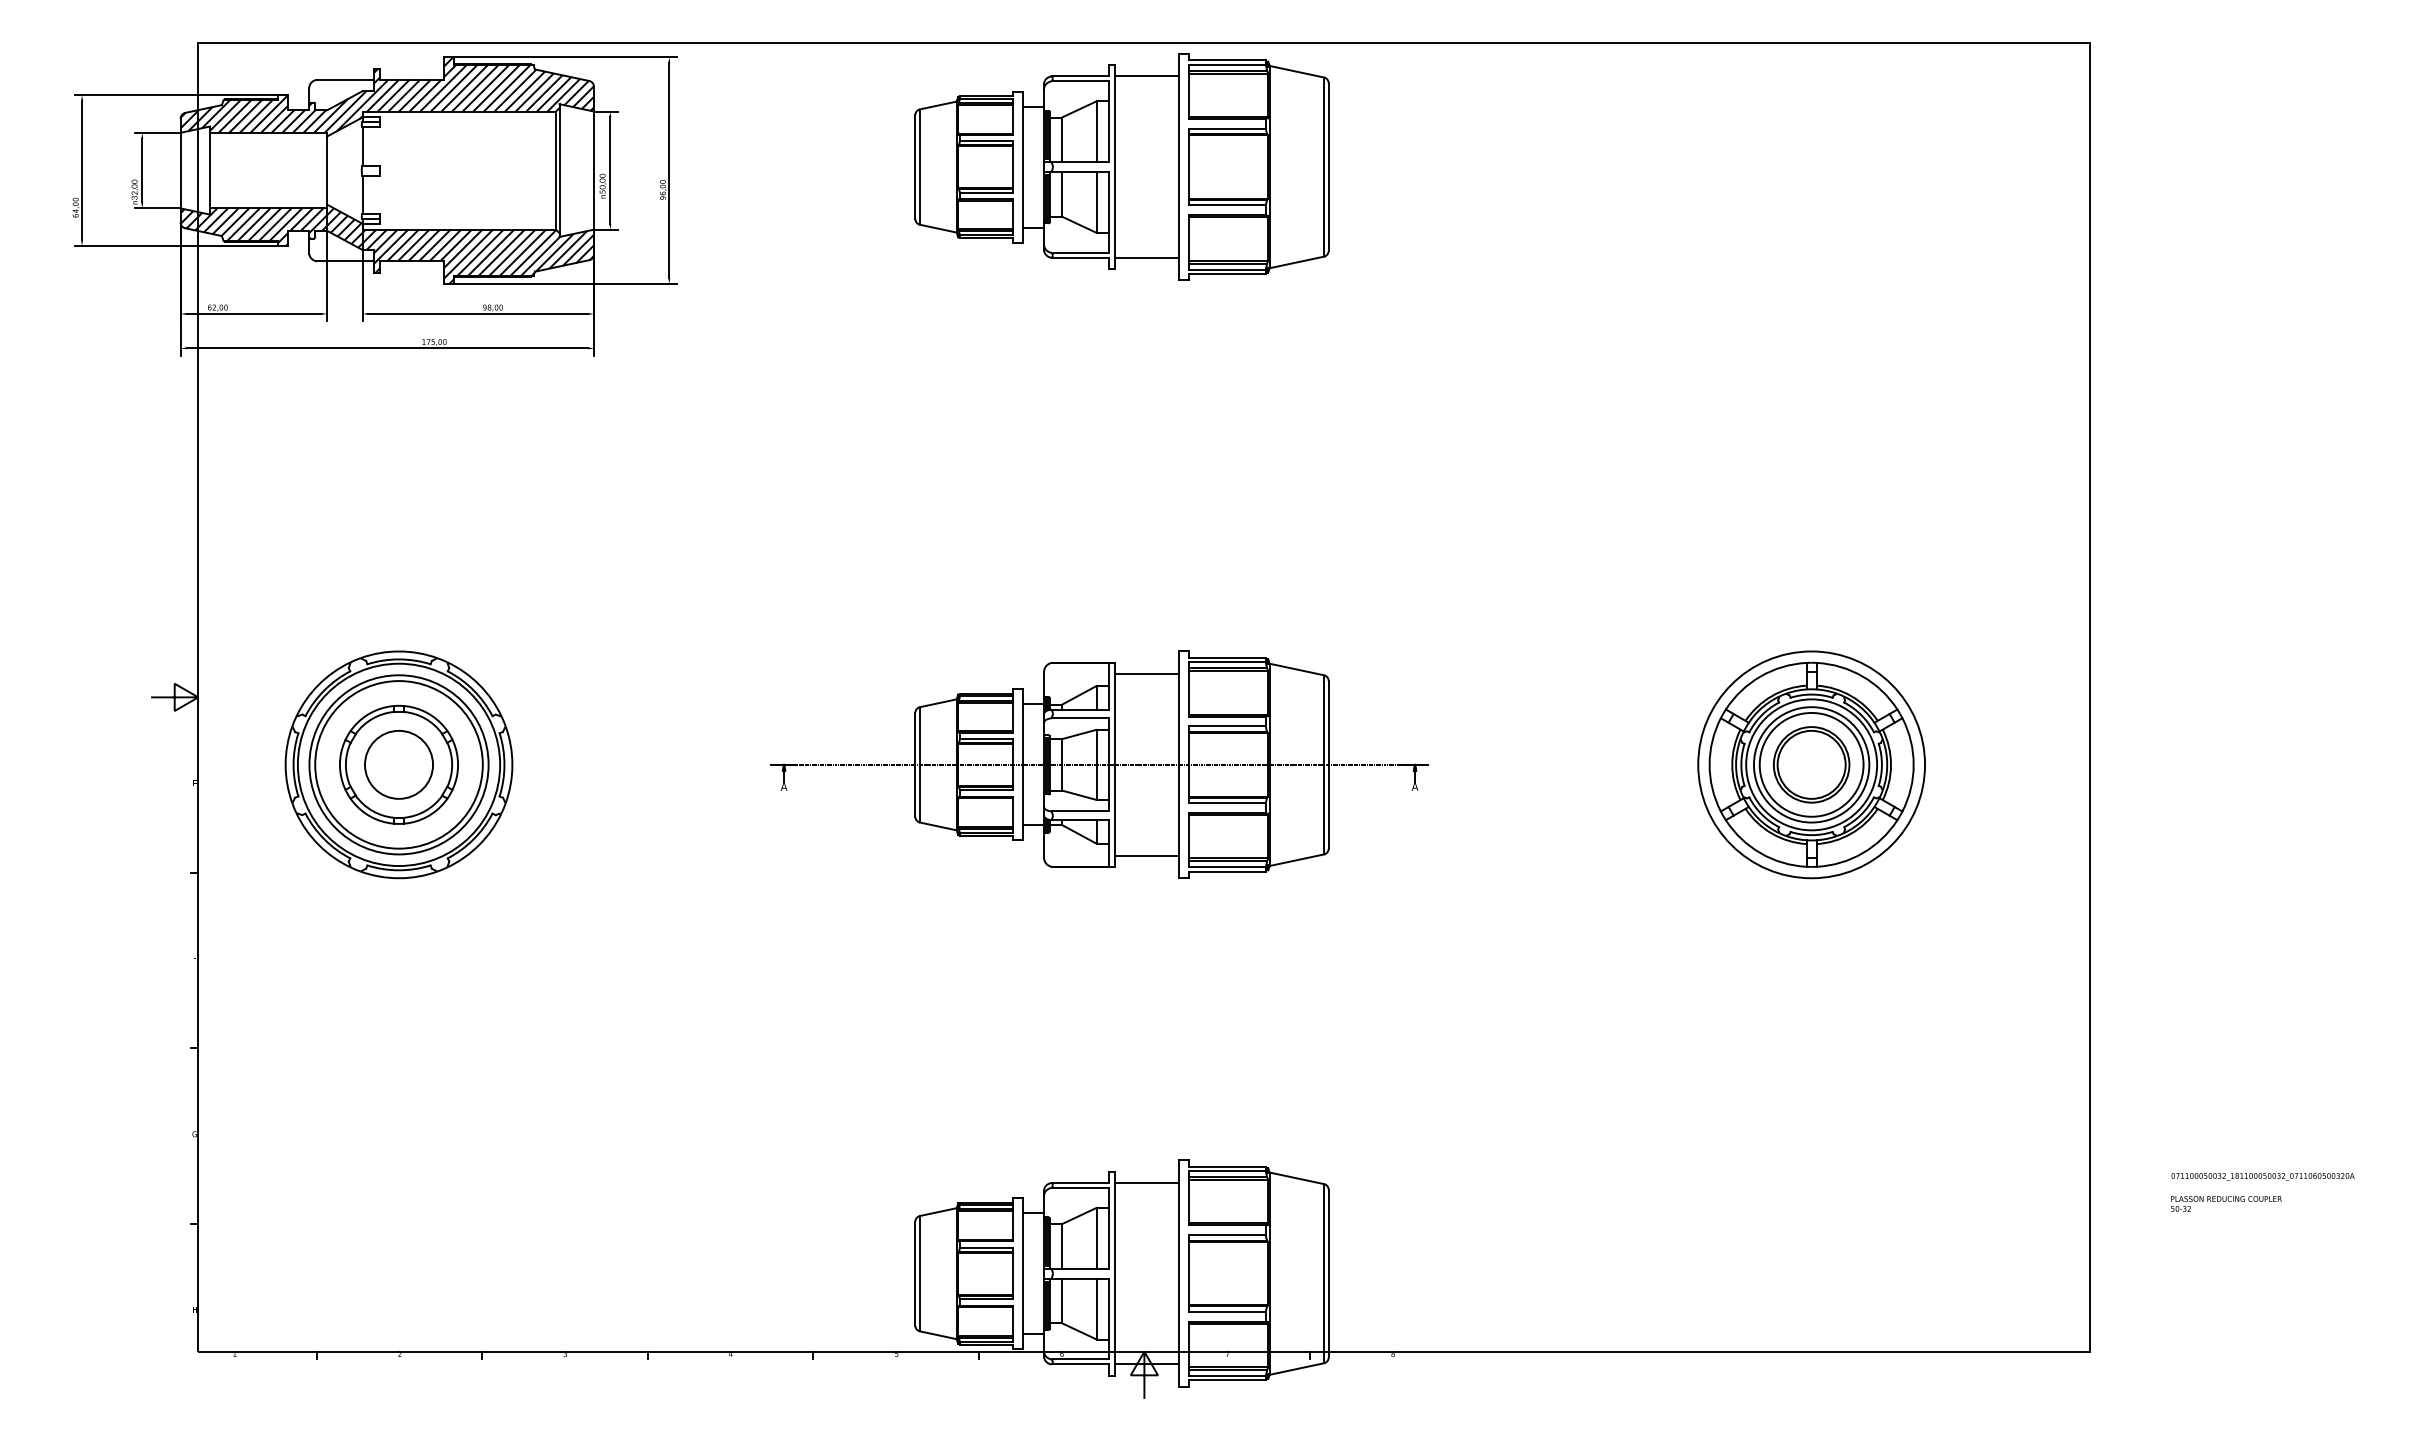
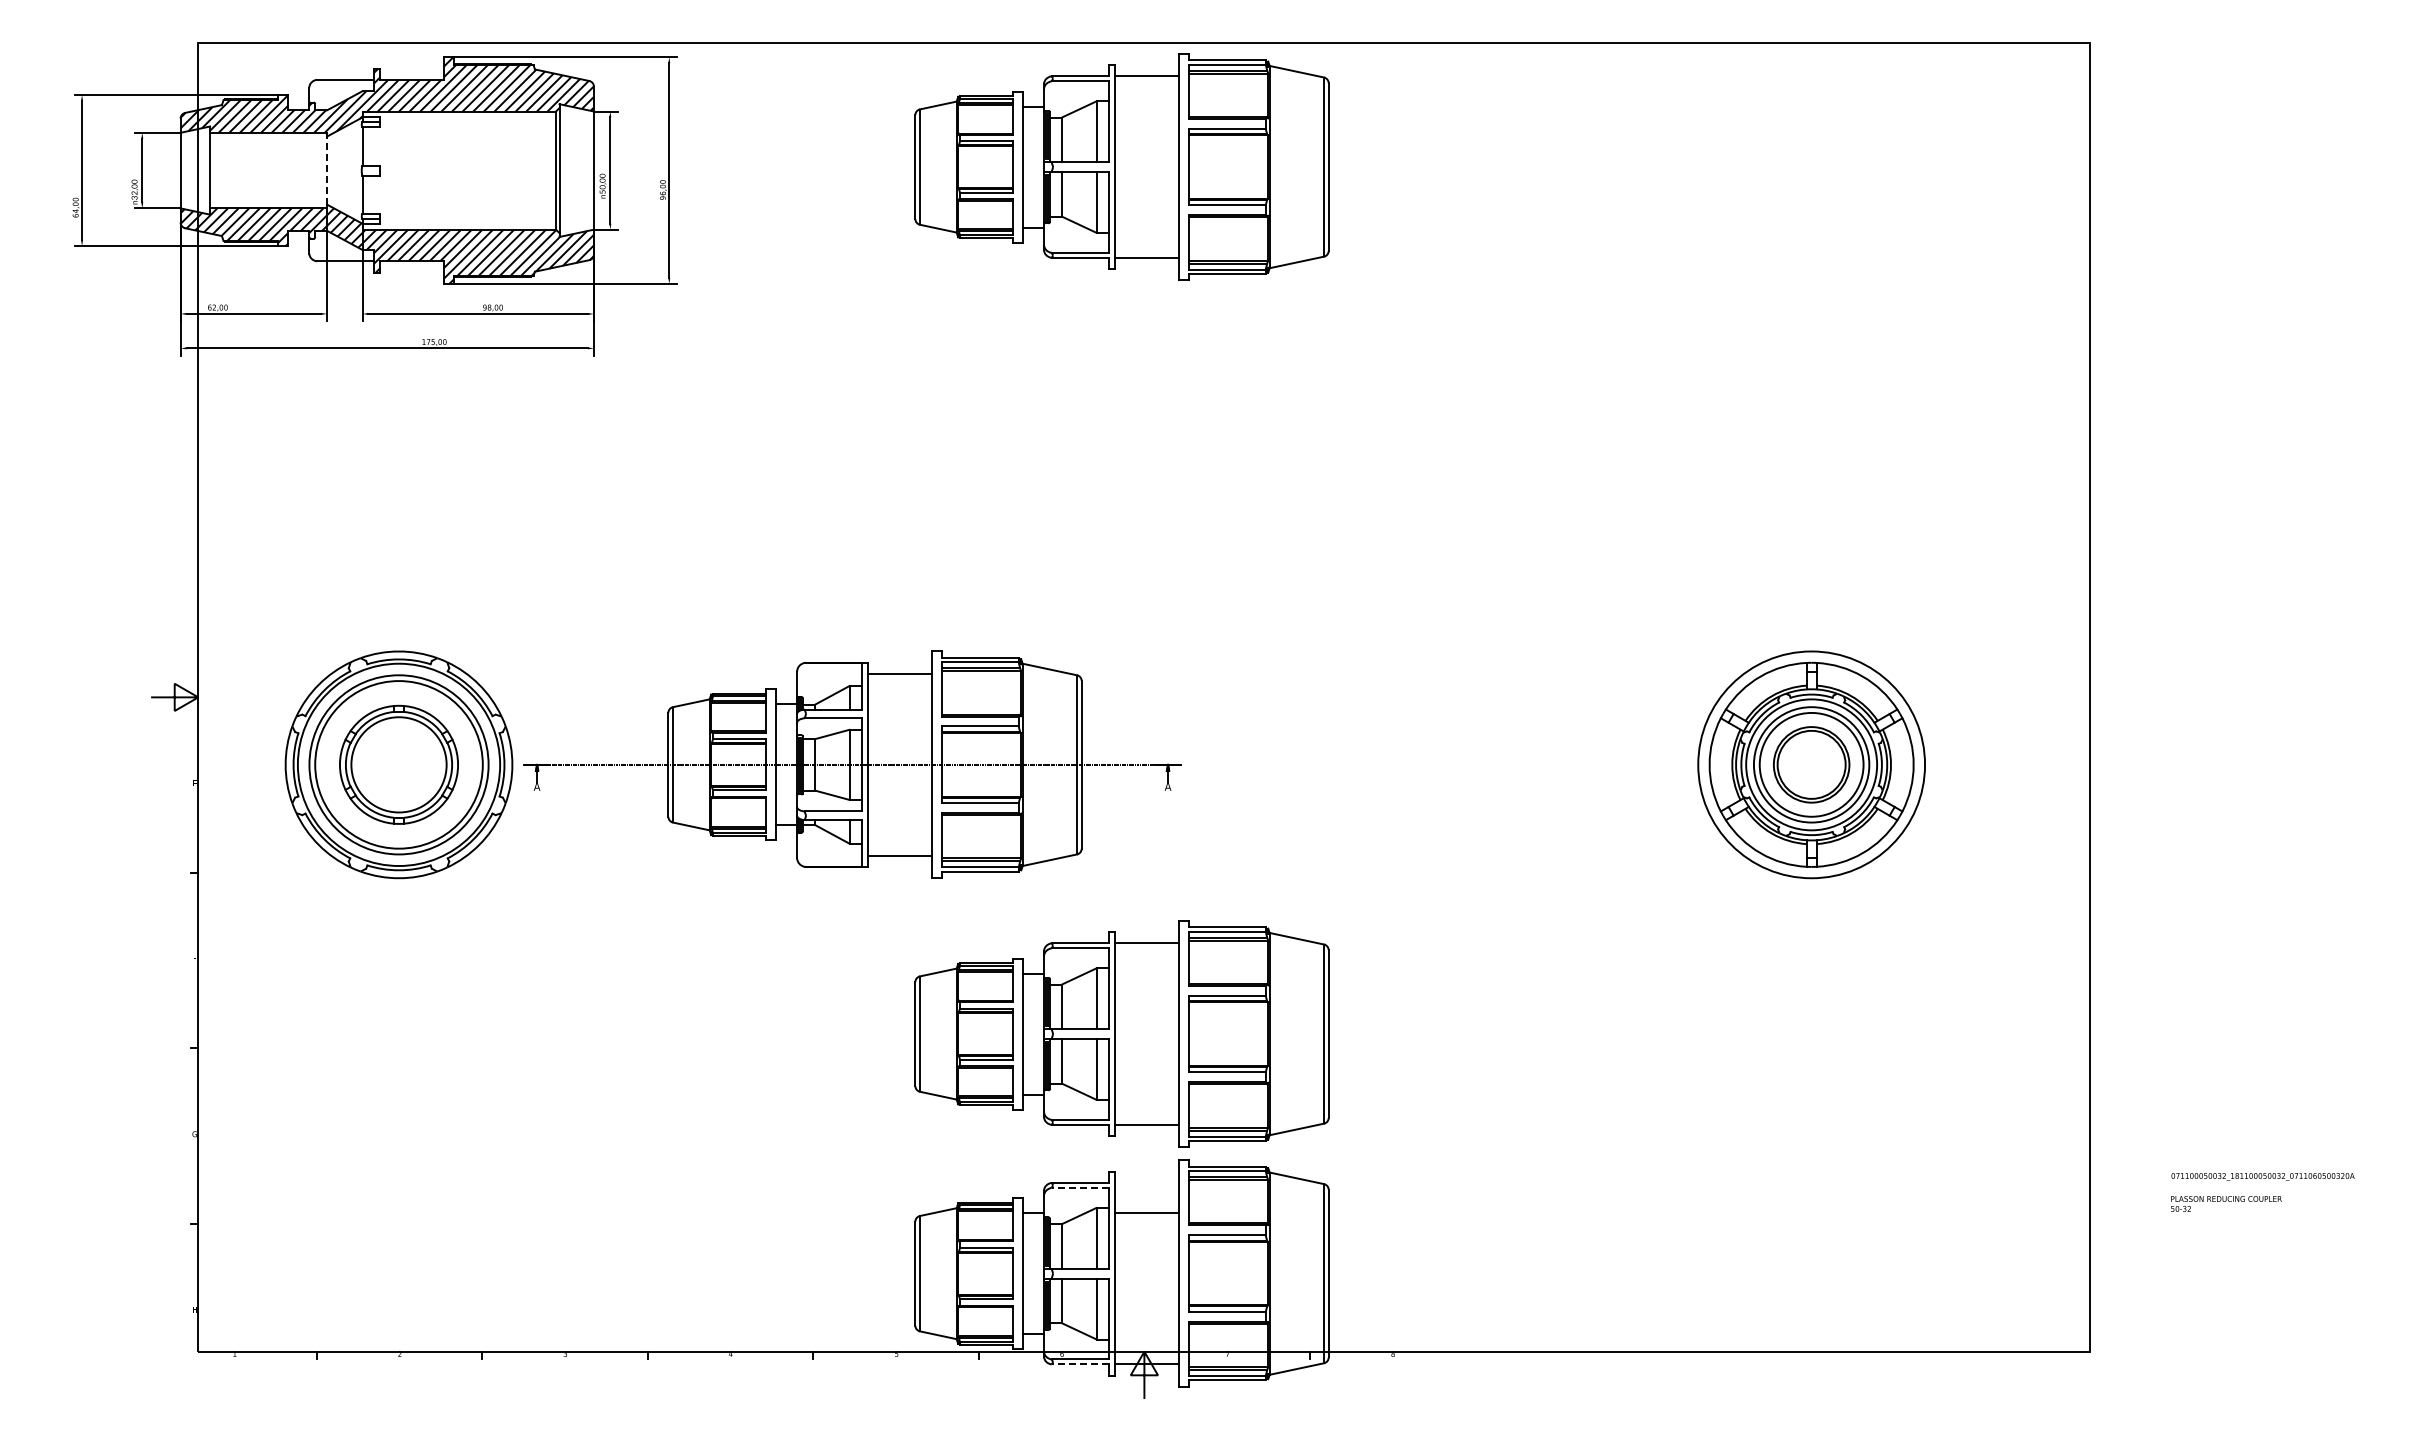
line: solid -> dashed (327, 170)
circle diameter: 68 px -> 95 px (398, 764)
part position: (1099, 764) -> (852, 764) (852, 764)
part: none -> present (1121, 1033)
line position: (1146, 1182) -> (1146, 1212) (1146, 1212)
line: solid -> dashed (1080, 1187)
line: solid -> dashed (1080, 1364)
